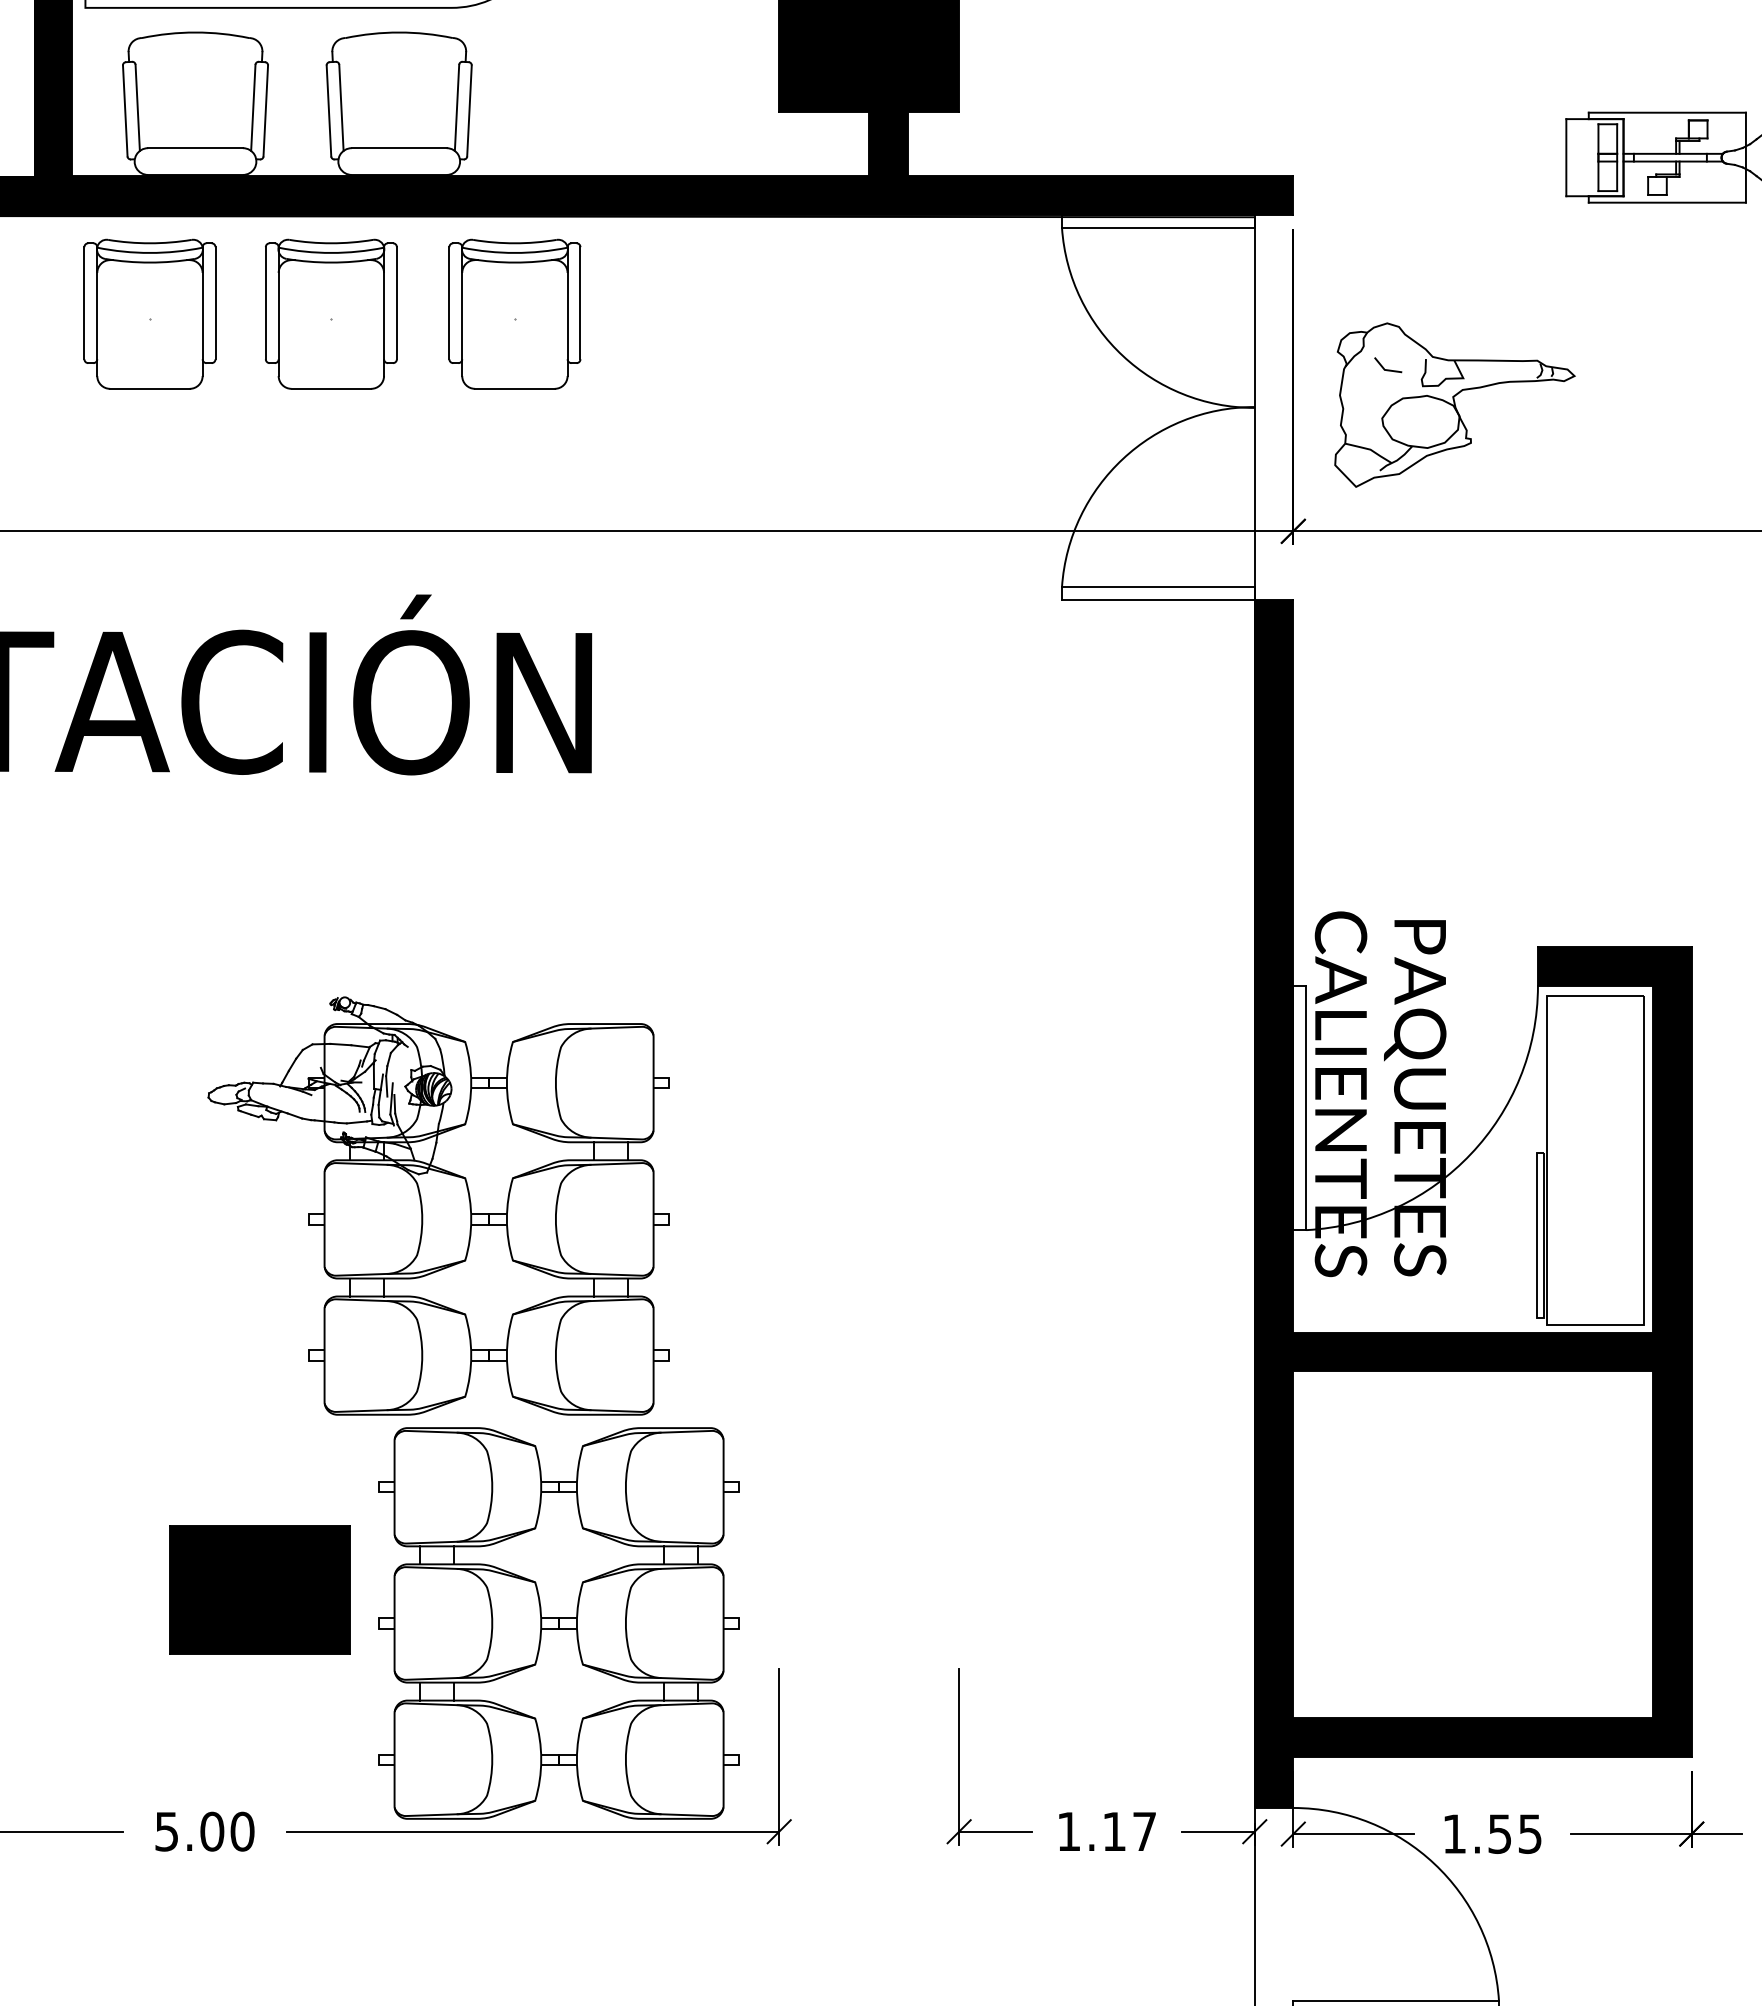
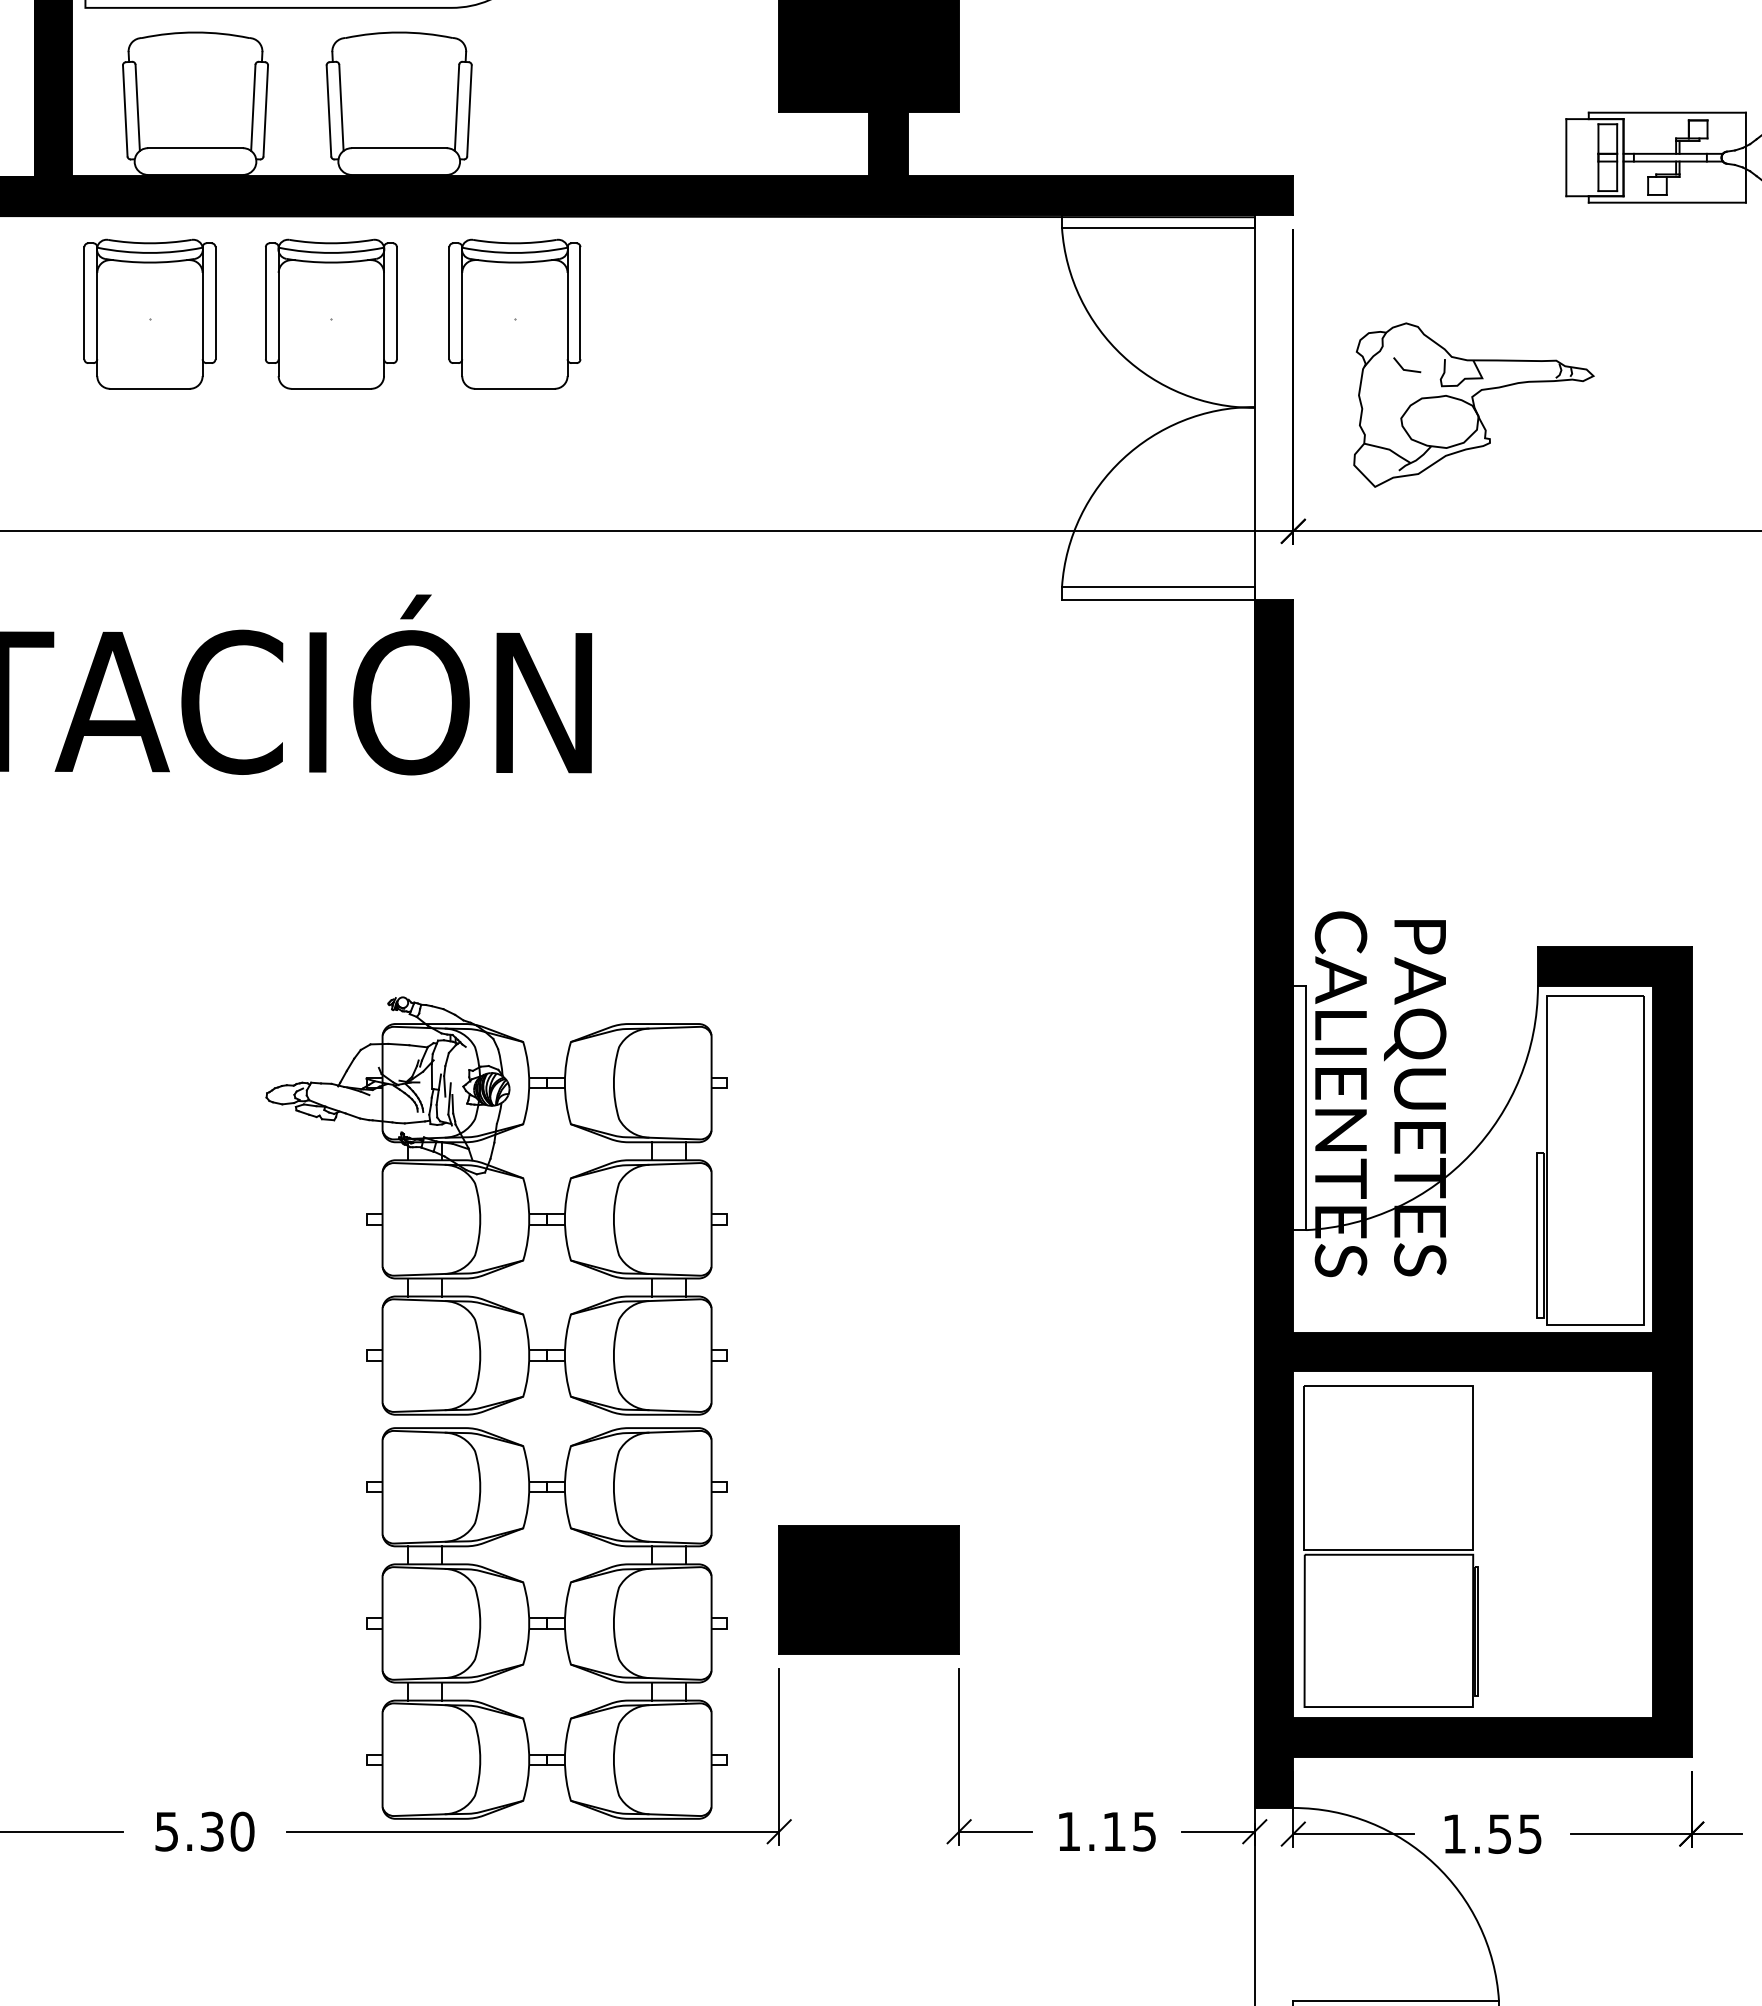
part position: (1454, 404) -> (1473, 404) (1473, 404)
part position: (438, 1205) -> (496, 1205) (496, 1205)
part: none -> present (1390, 1546)
part position: (259, 1589) -> (868, 1589) (868, 1589)
part position: (558, 1623) -> (546, 1623) (546, 1623)
text: 5.00 -> 5.30 (212, 1831)
text: 1.17 -> 1.15 (1144, 1831)
